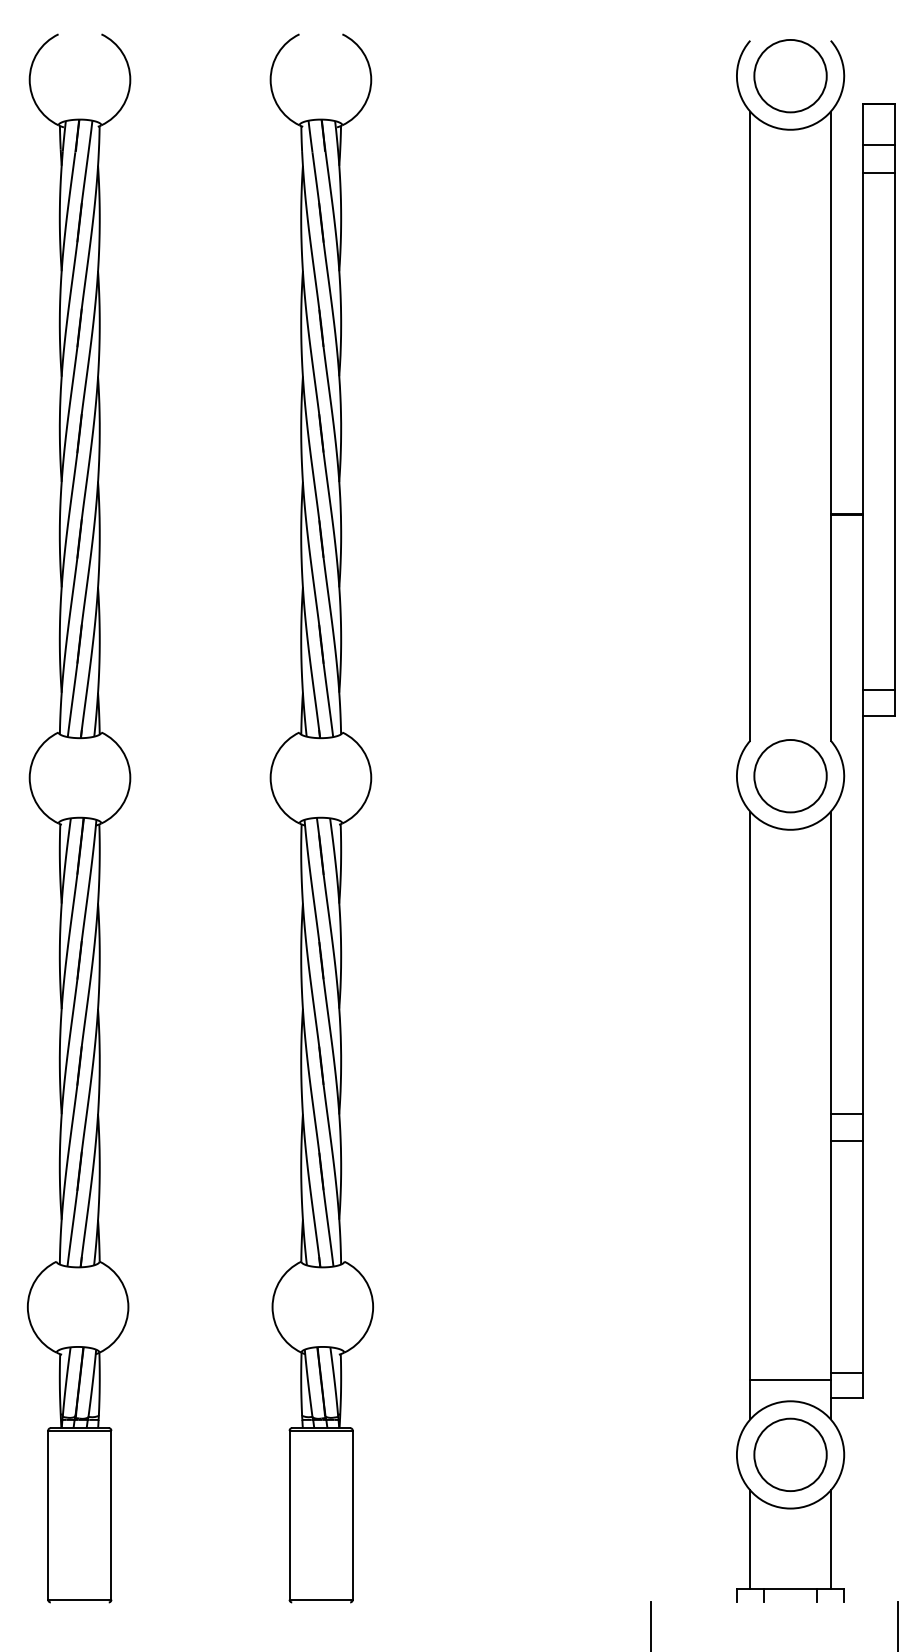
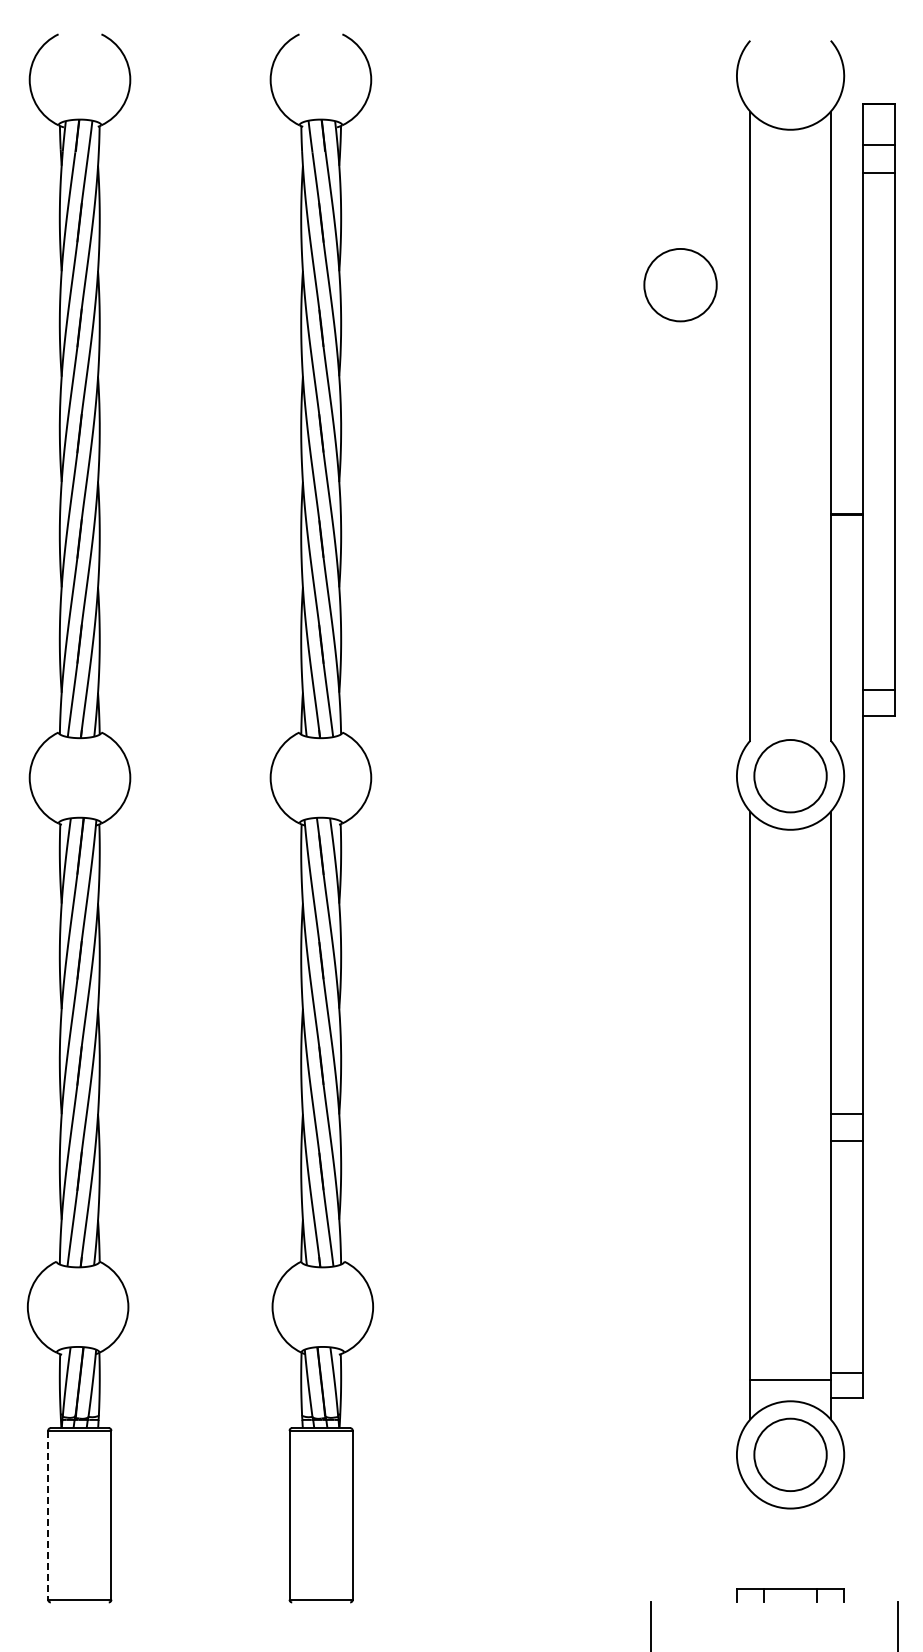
circle position: (790, 76) -> (680, 285) (680, 285)
line: solid -> dashed (48, 1515)
line: present -> none (750, 1539)
line: present -> none (830, 1539)
